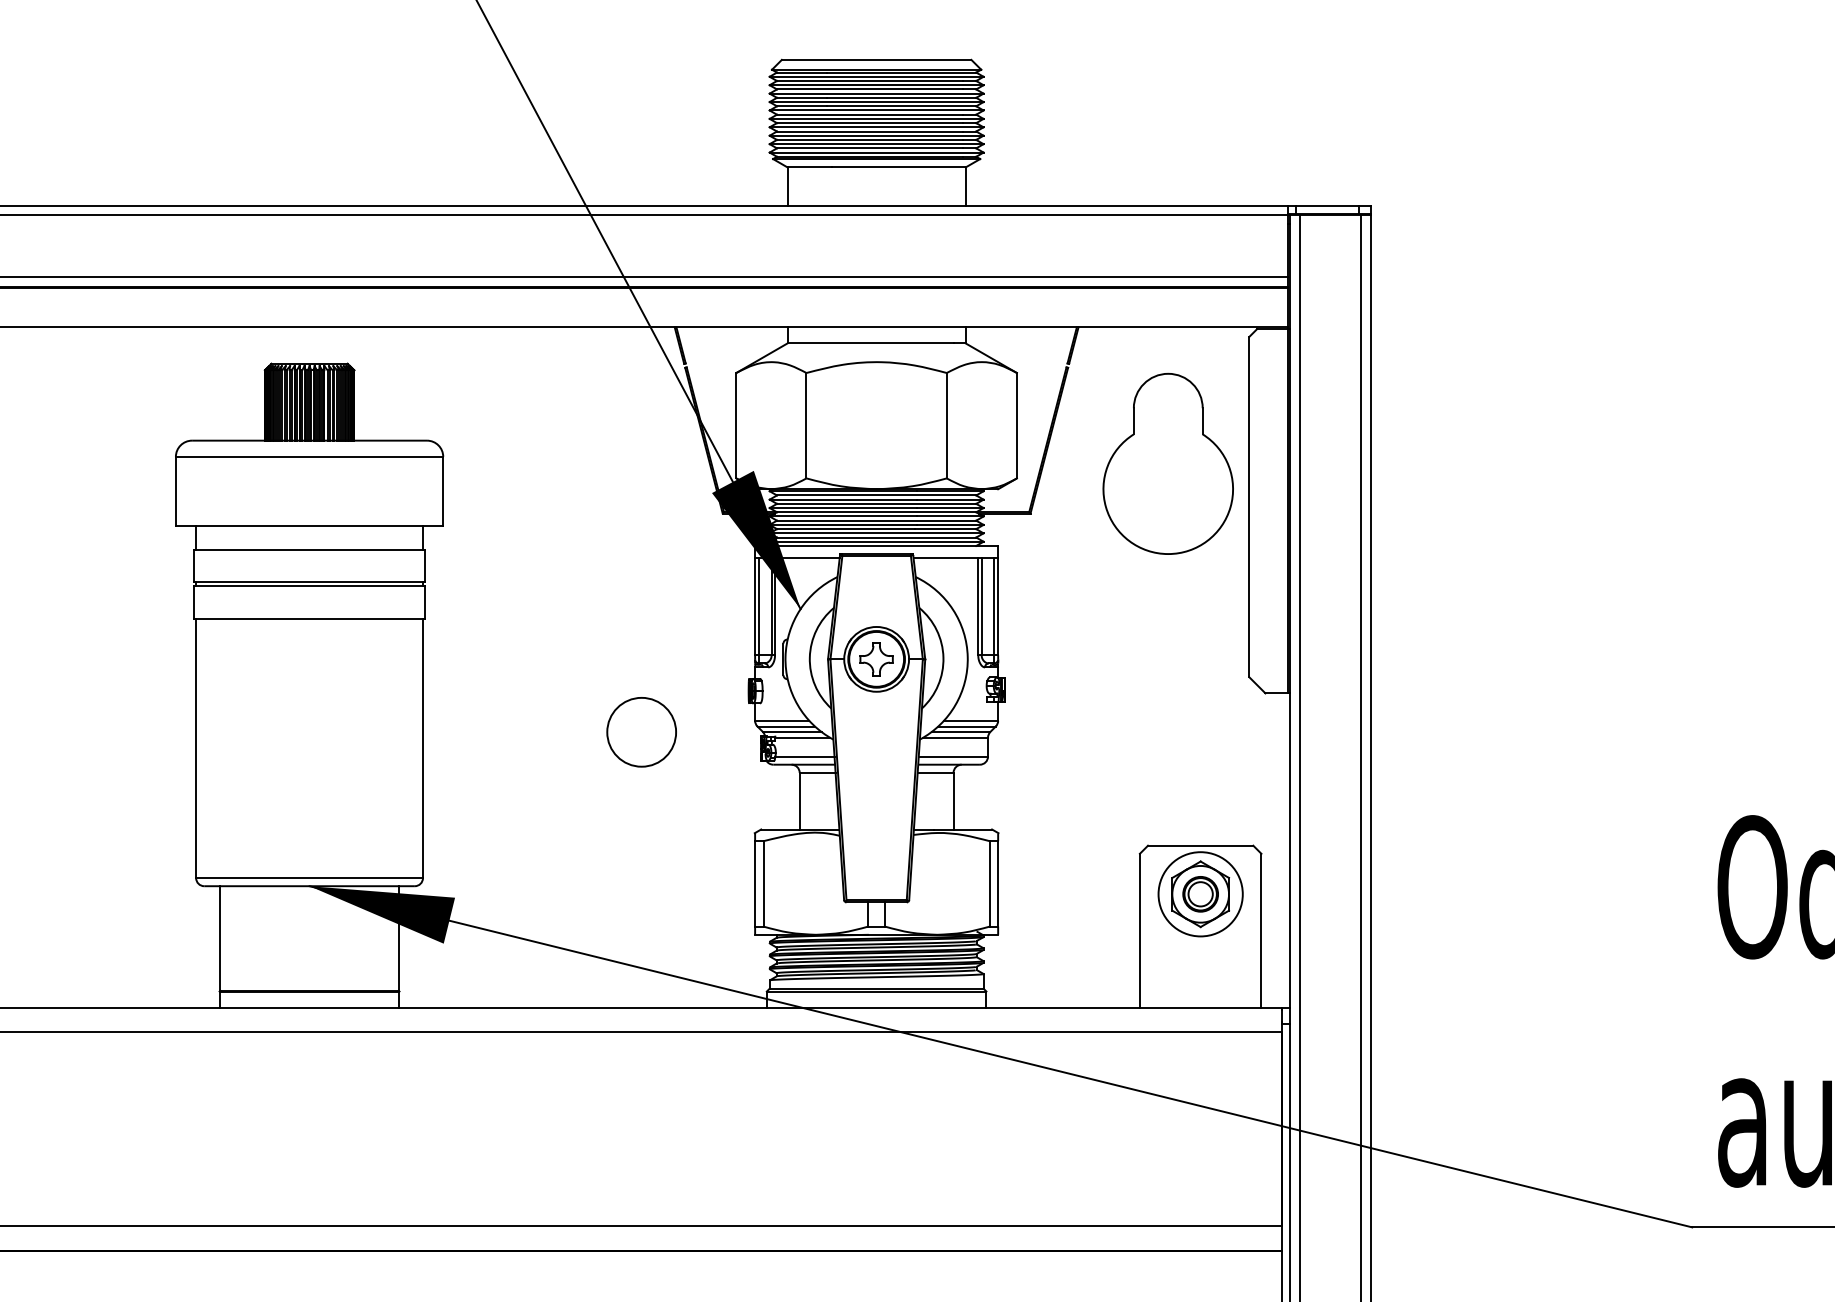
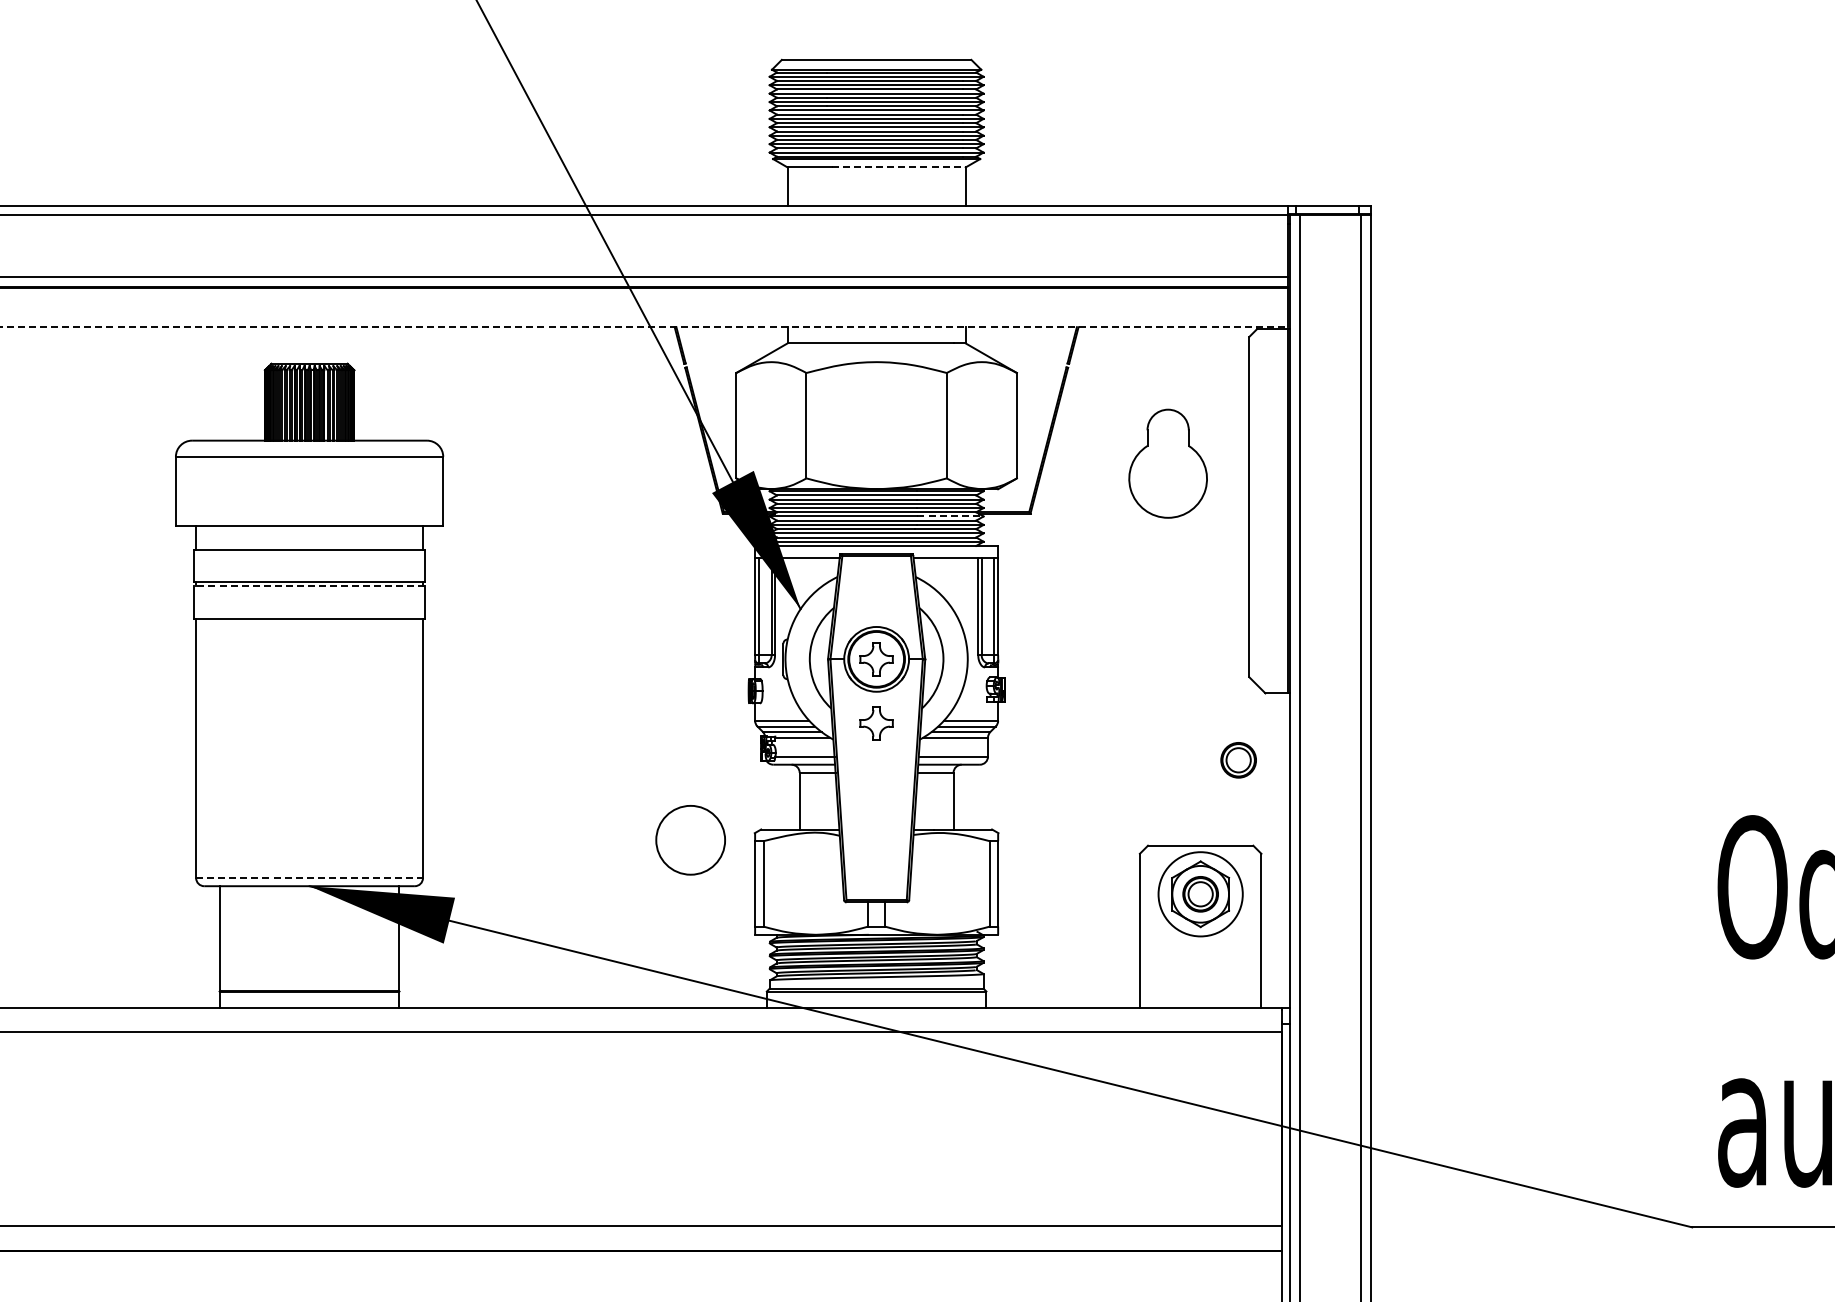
line: solid -> dashed (898, 167)
line: solid -> dashed (644, 327)
part size: 132x183 px -> 80x111 px (1167, 463)
line: solid -> dashed (951, 516)
line: solid -> dashed (309, 586)
part: none -> present (876, 723)
circle position: (641, 732) -> (690, 840) (690, 840)
part: none -> present (1238, 760)
line: solid -> dashed (310, 878)
